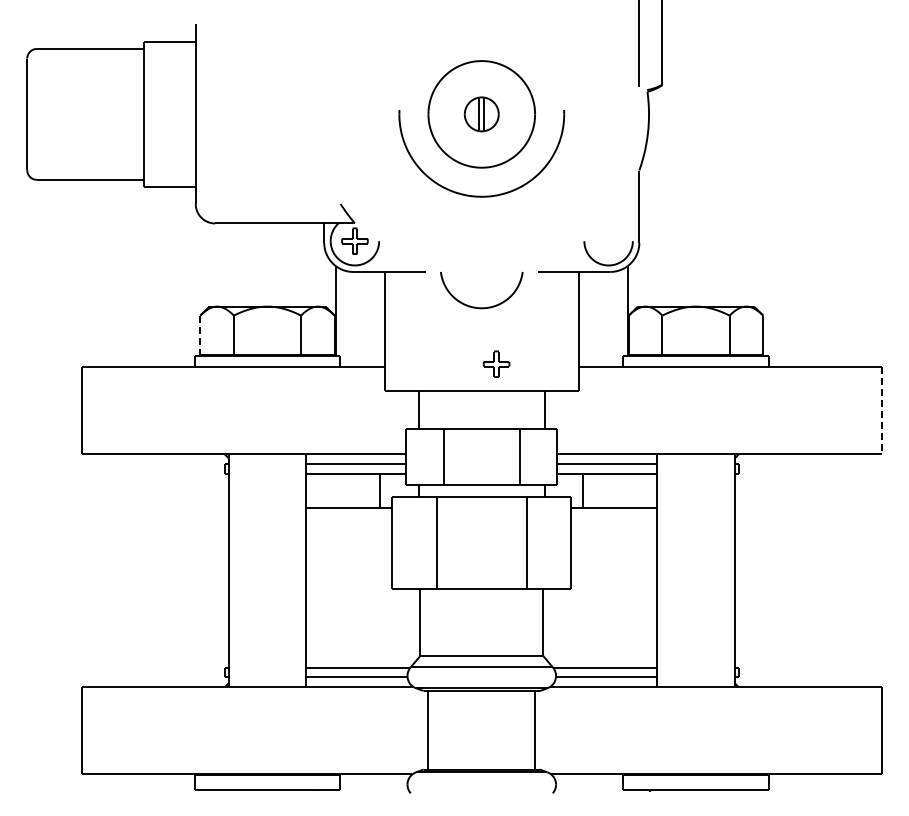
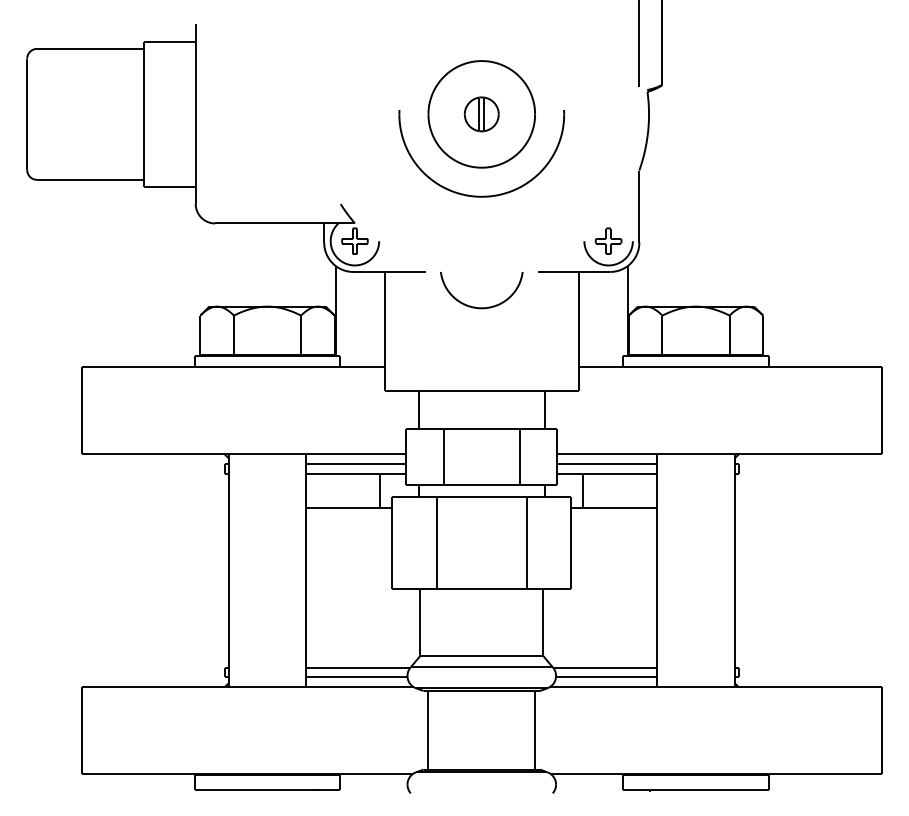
line: dashed -> solid (200, 335)
part position: (496, 363) -> (608, 240) (608, 240)
line: dashed -> solid (881, 410)
